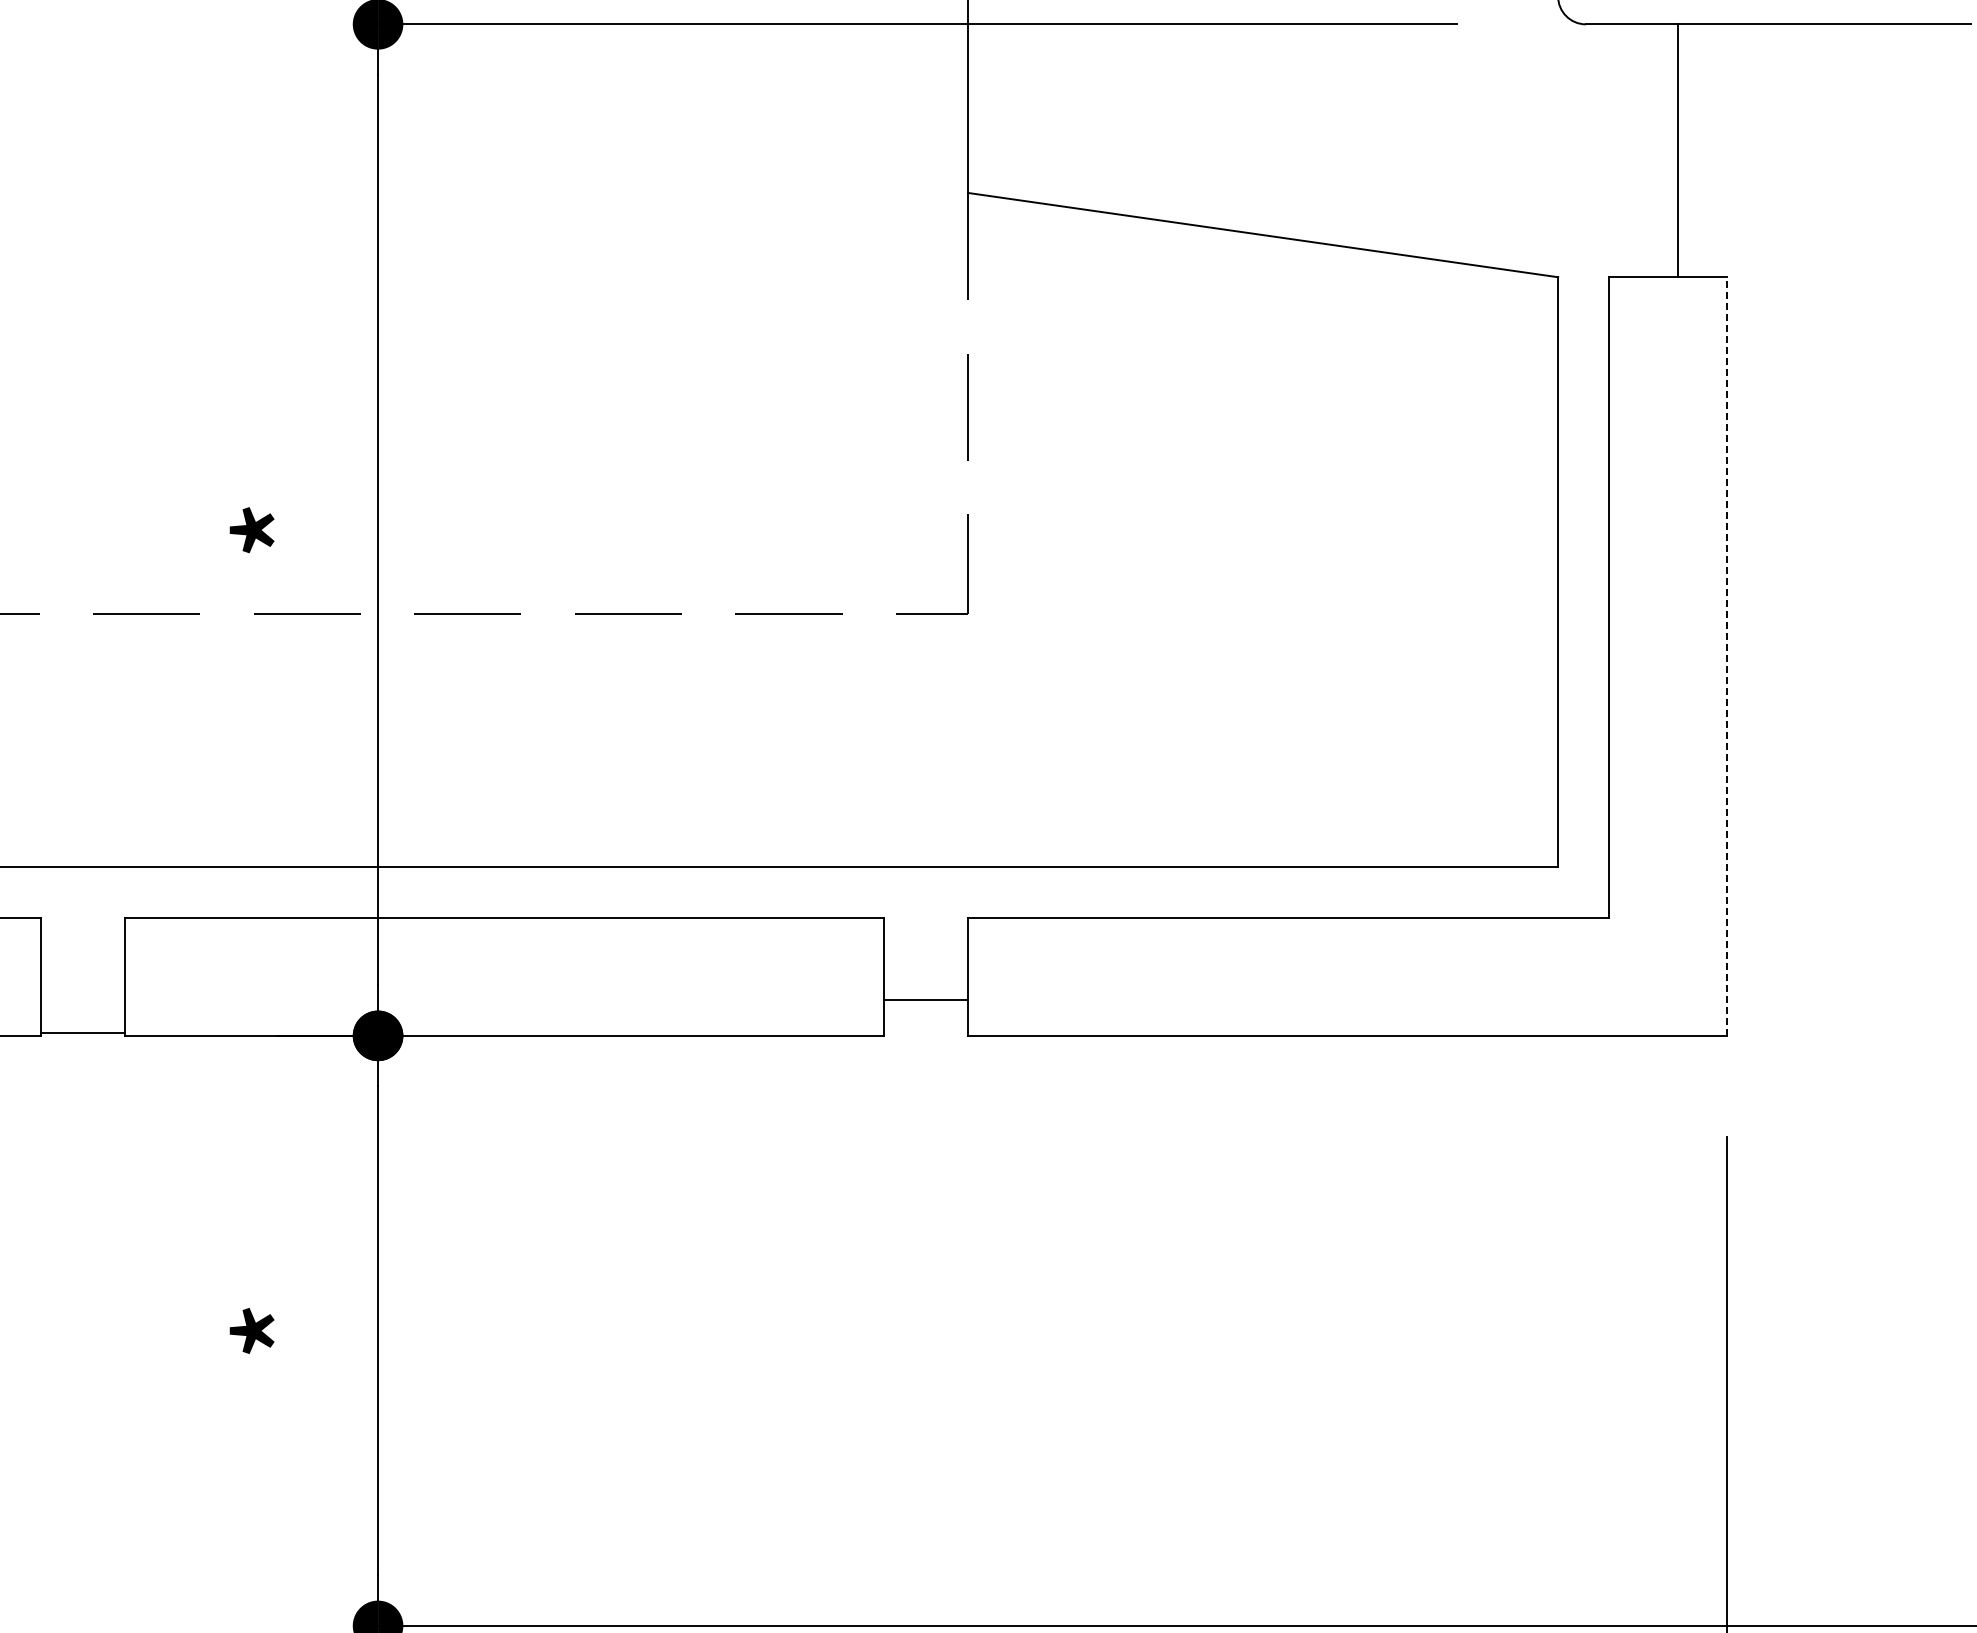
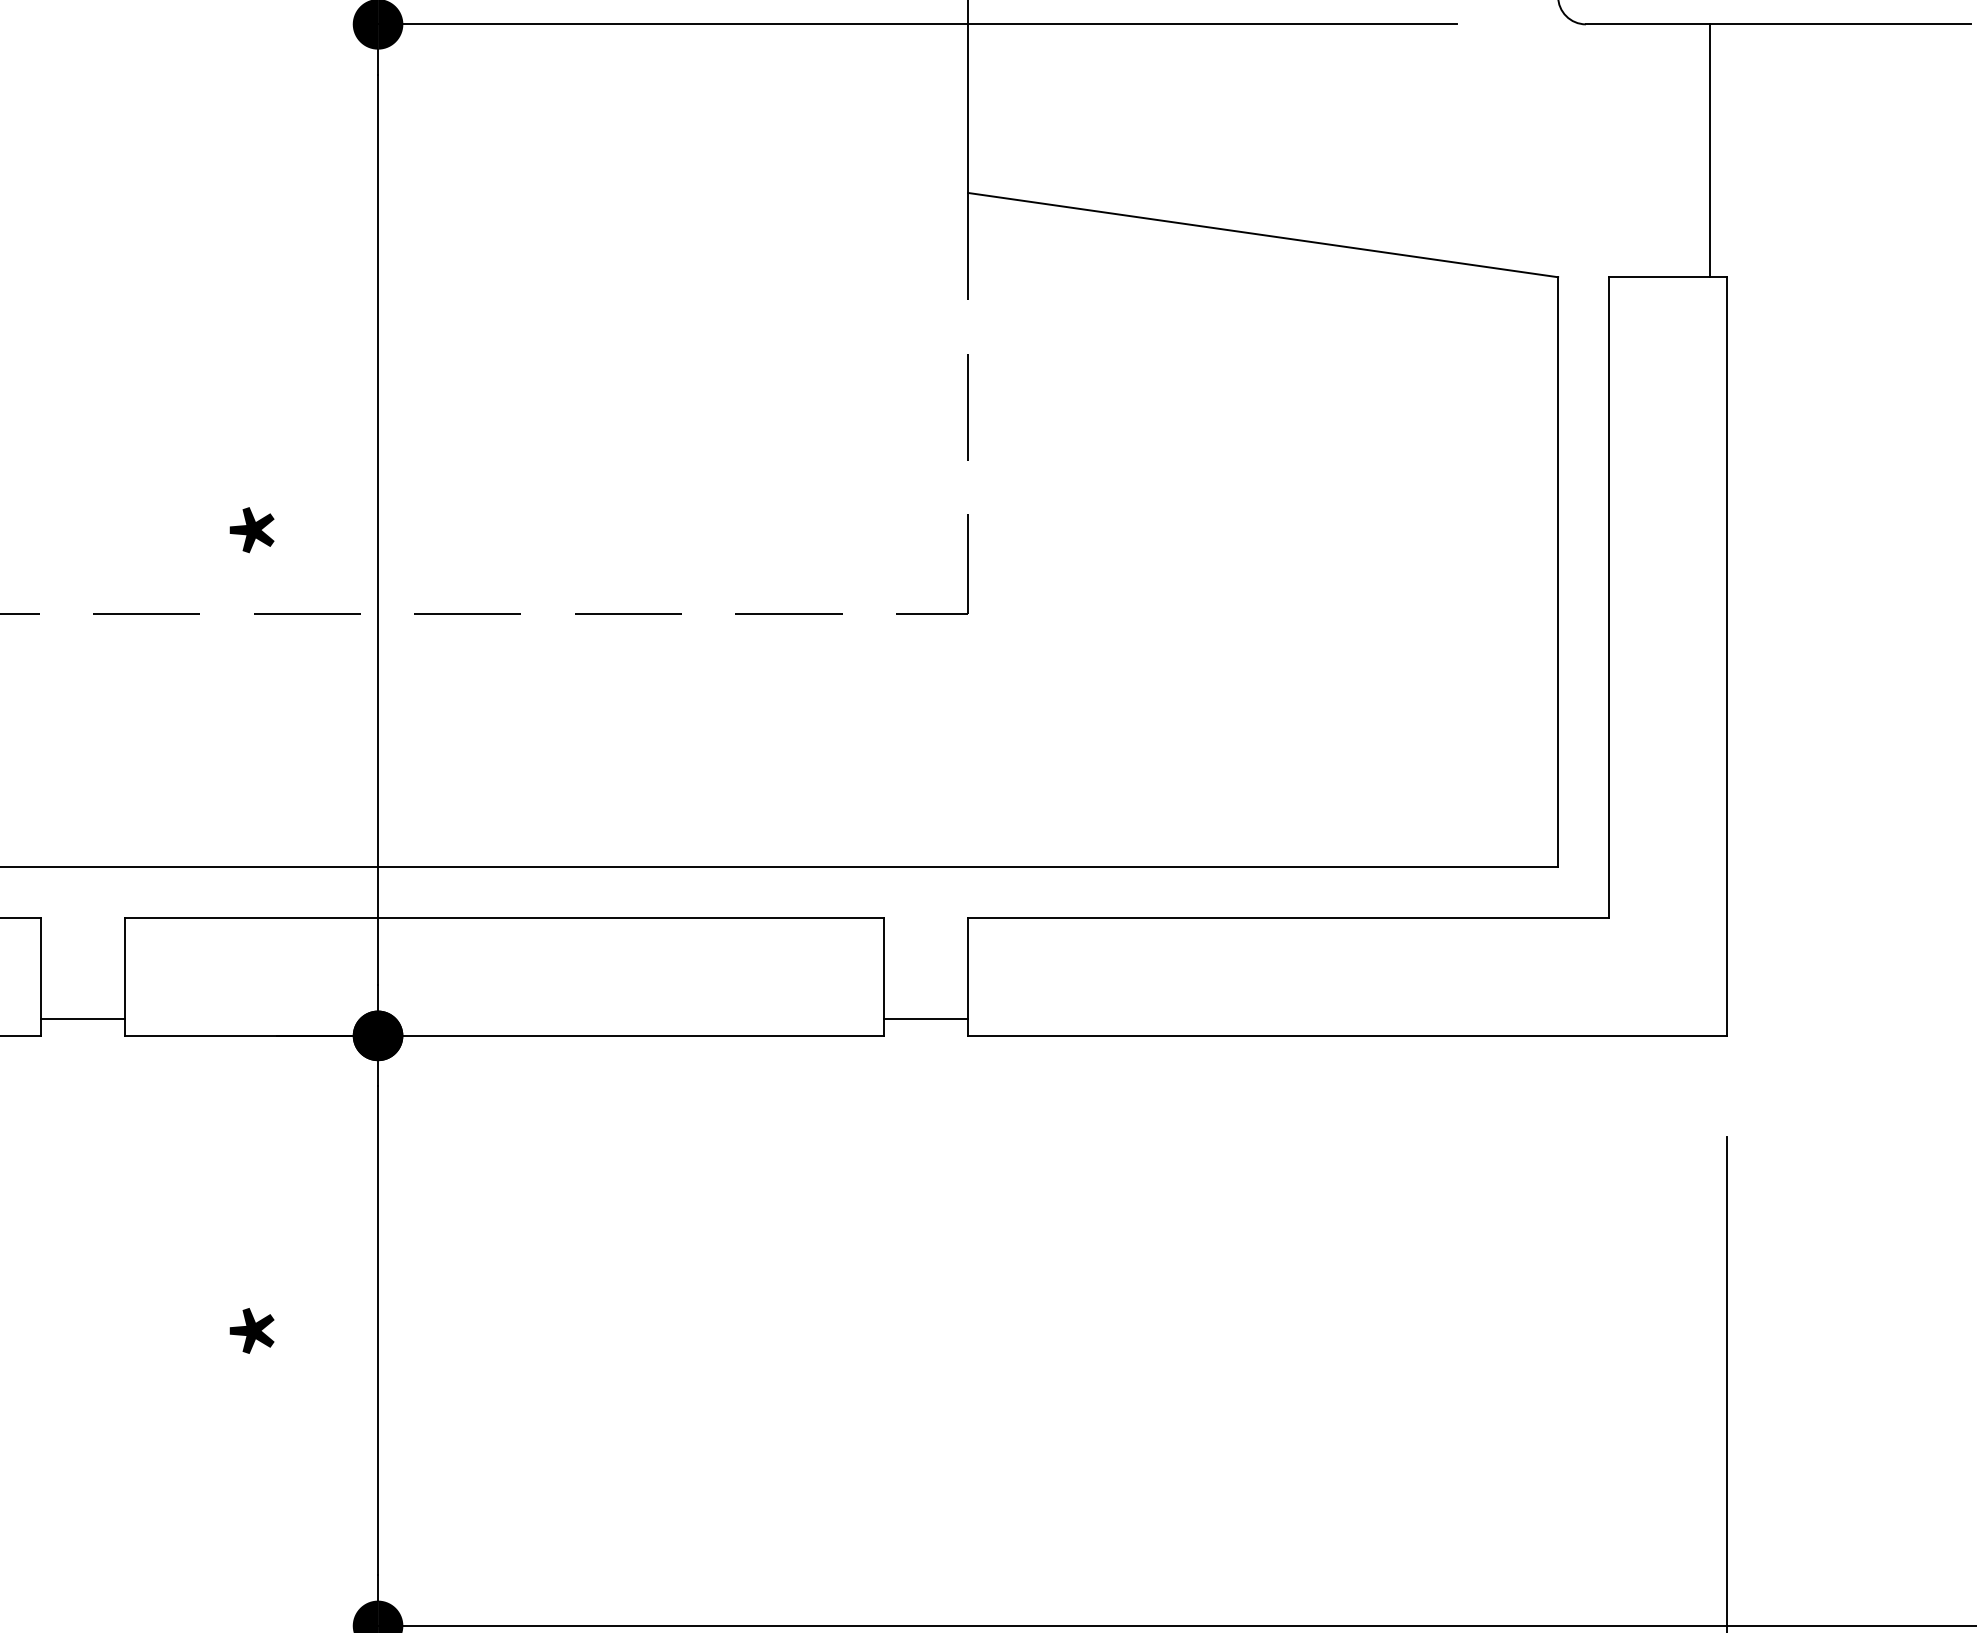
line position: (1677, 150) -> (1709, 150) (1709, 150)
line: dashed -> solid (1726, 656)
line position: (925, 1000) -> (925, 1019) (925, 1019)
line position: (82, 1033) -> (82, 1019) (82, 1019)
